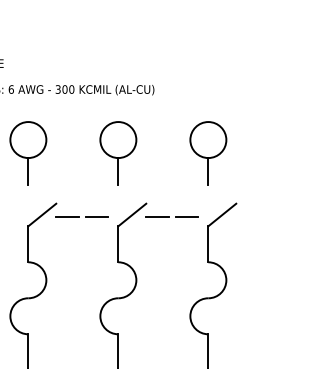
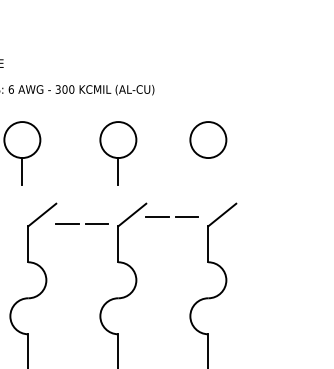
part position: (28, 153) -> (22, 153) (22, 153)
line: present -> none (208, 171)
line position: (79, 216) -> (79, 223) (79, 223)
